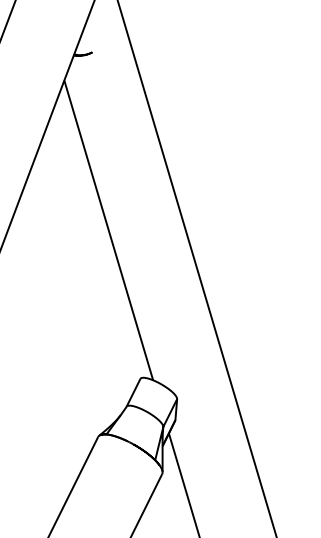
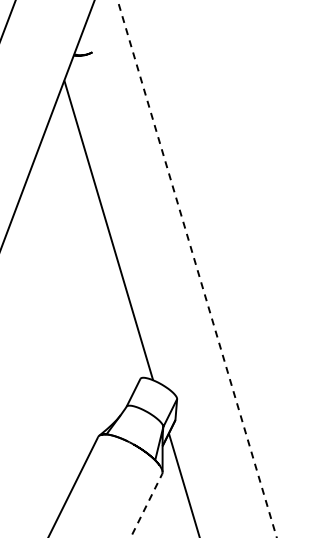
line: solid -> dashed (197, 268)
line: solid -> dashed (146, 505)
